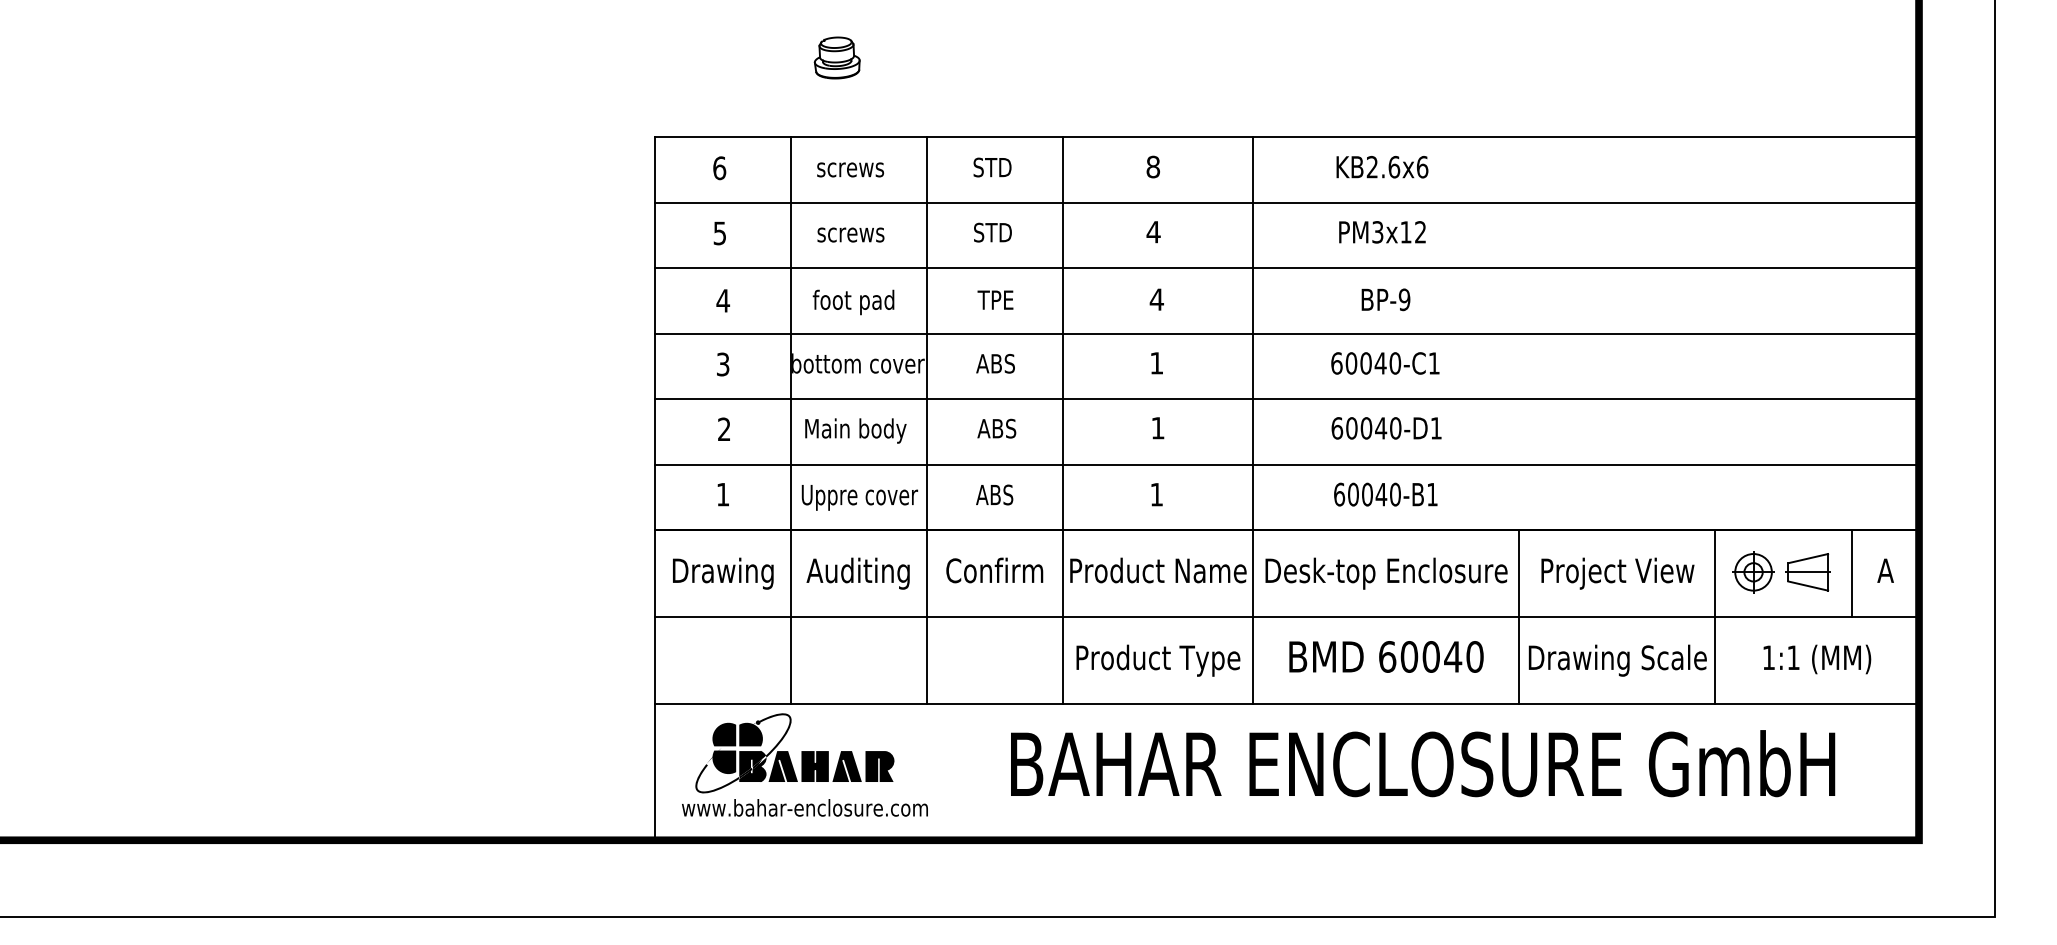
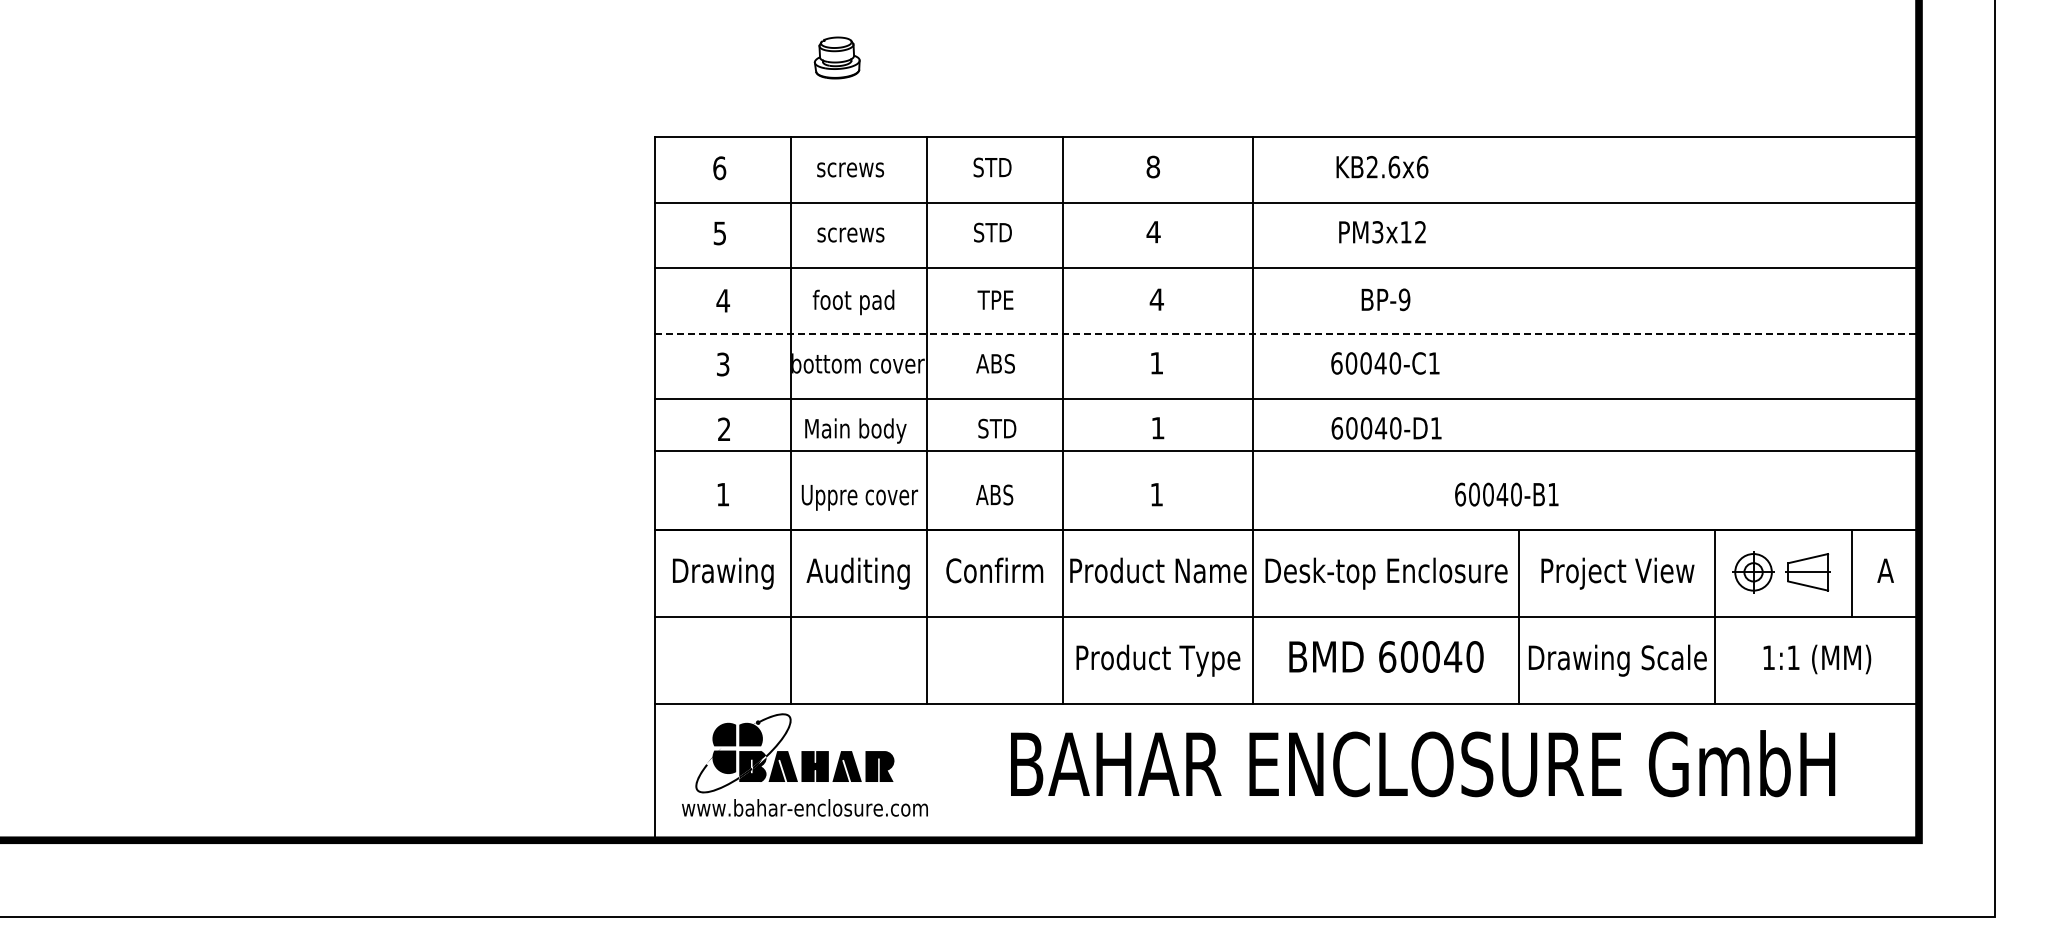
line: solid -> dashed (1287, 333)
text: ABS -> STD (996, 428)
line position: (1287, 464) -> (1287, 450) (1287, 450)
text position: (1385, 494) -> (1506, 494) (1506, 494)
